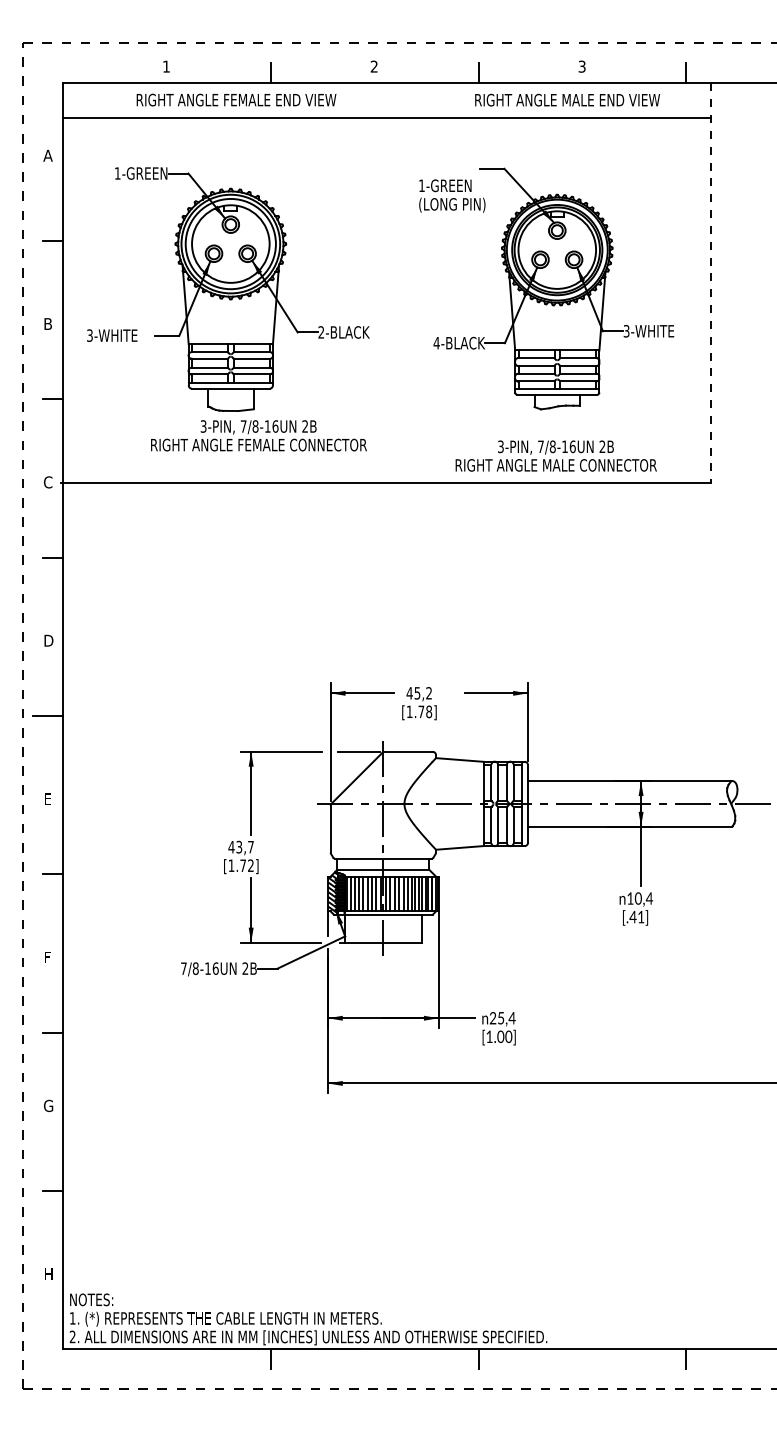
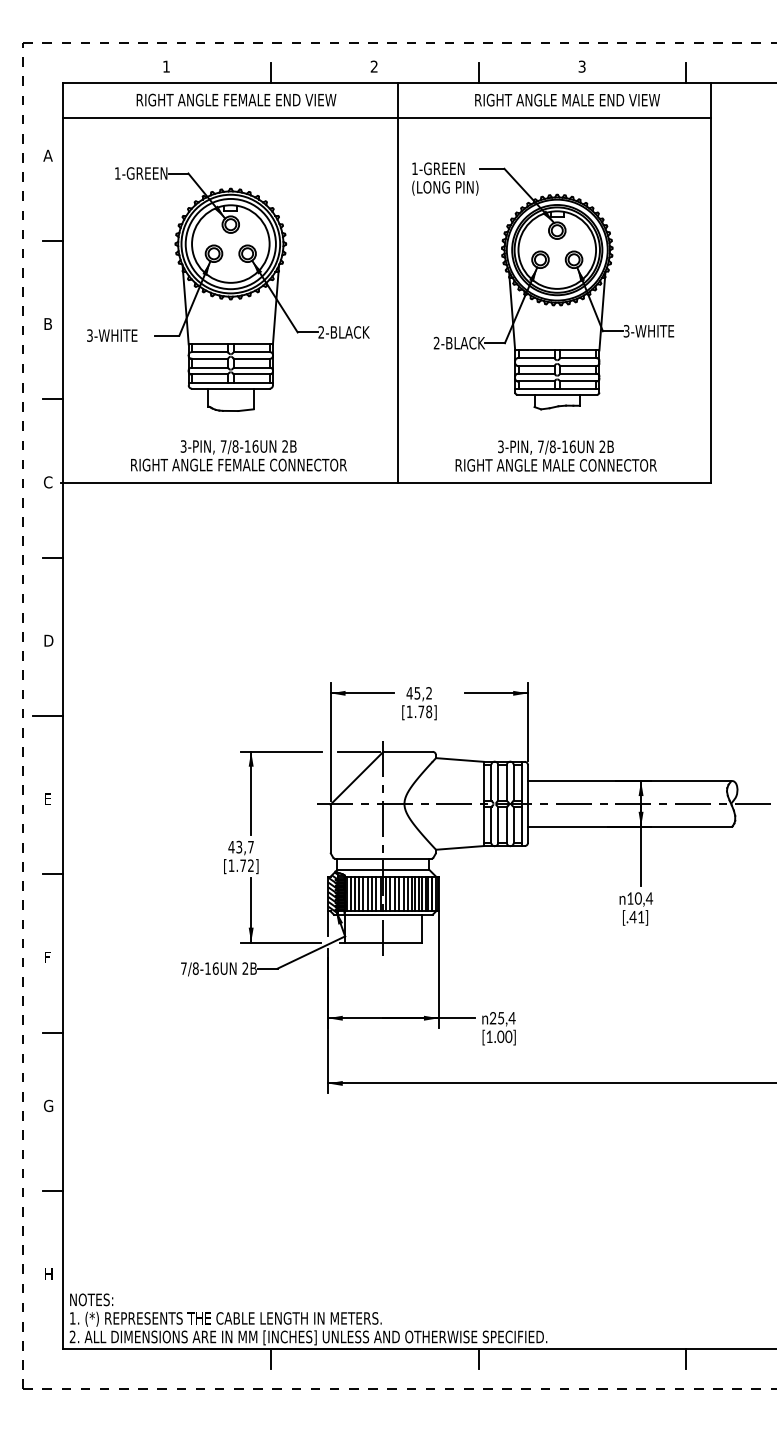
text position: (452, 195) -> (445, 178) (445, 178)
line: none -> present (397, 282)
line: dashed -> solid (710, 282)
text: 4-BLACK -> 2-BLACK (436, 342)
text position: (258, 435) -> (238, 455) (238, 455)
